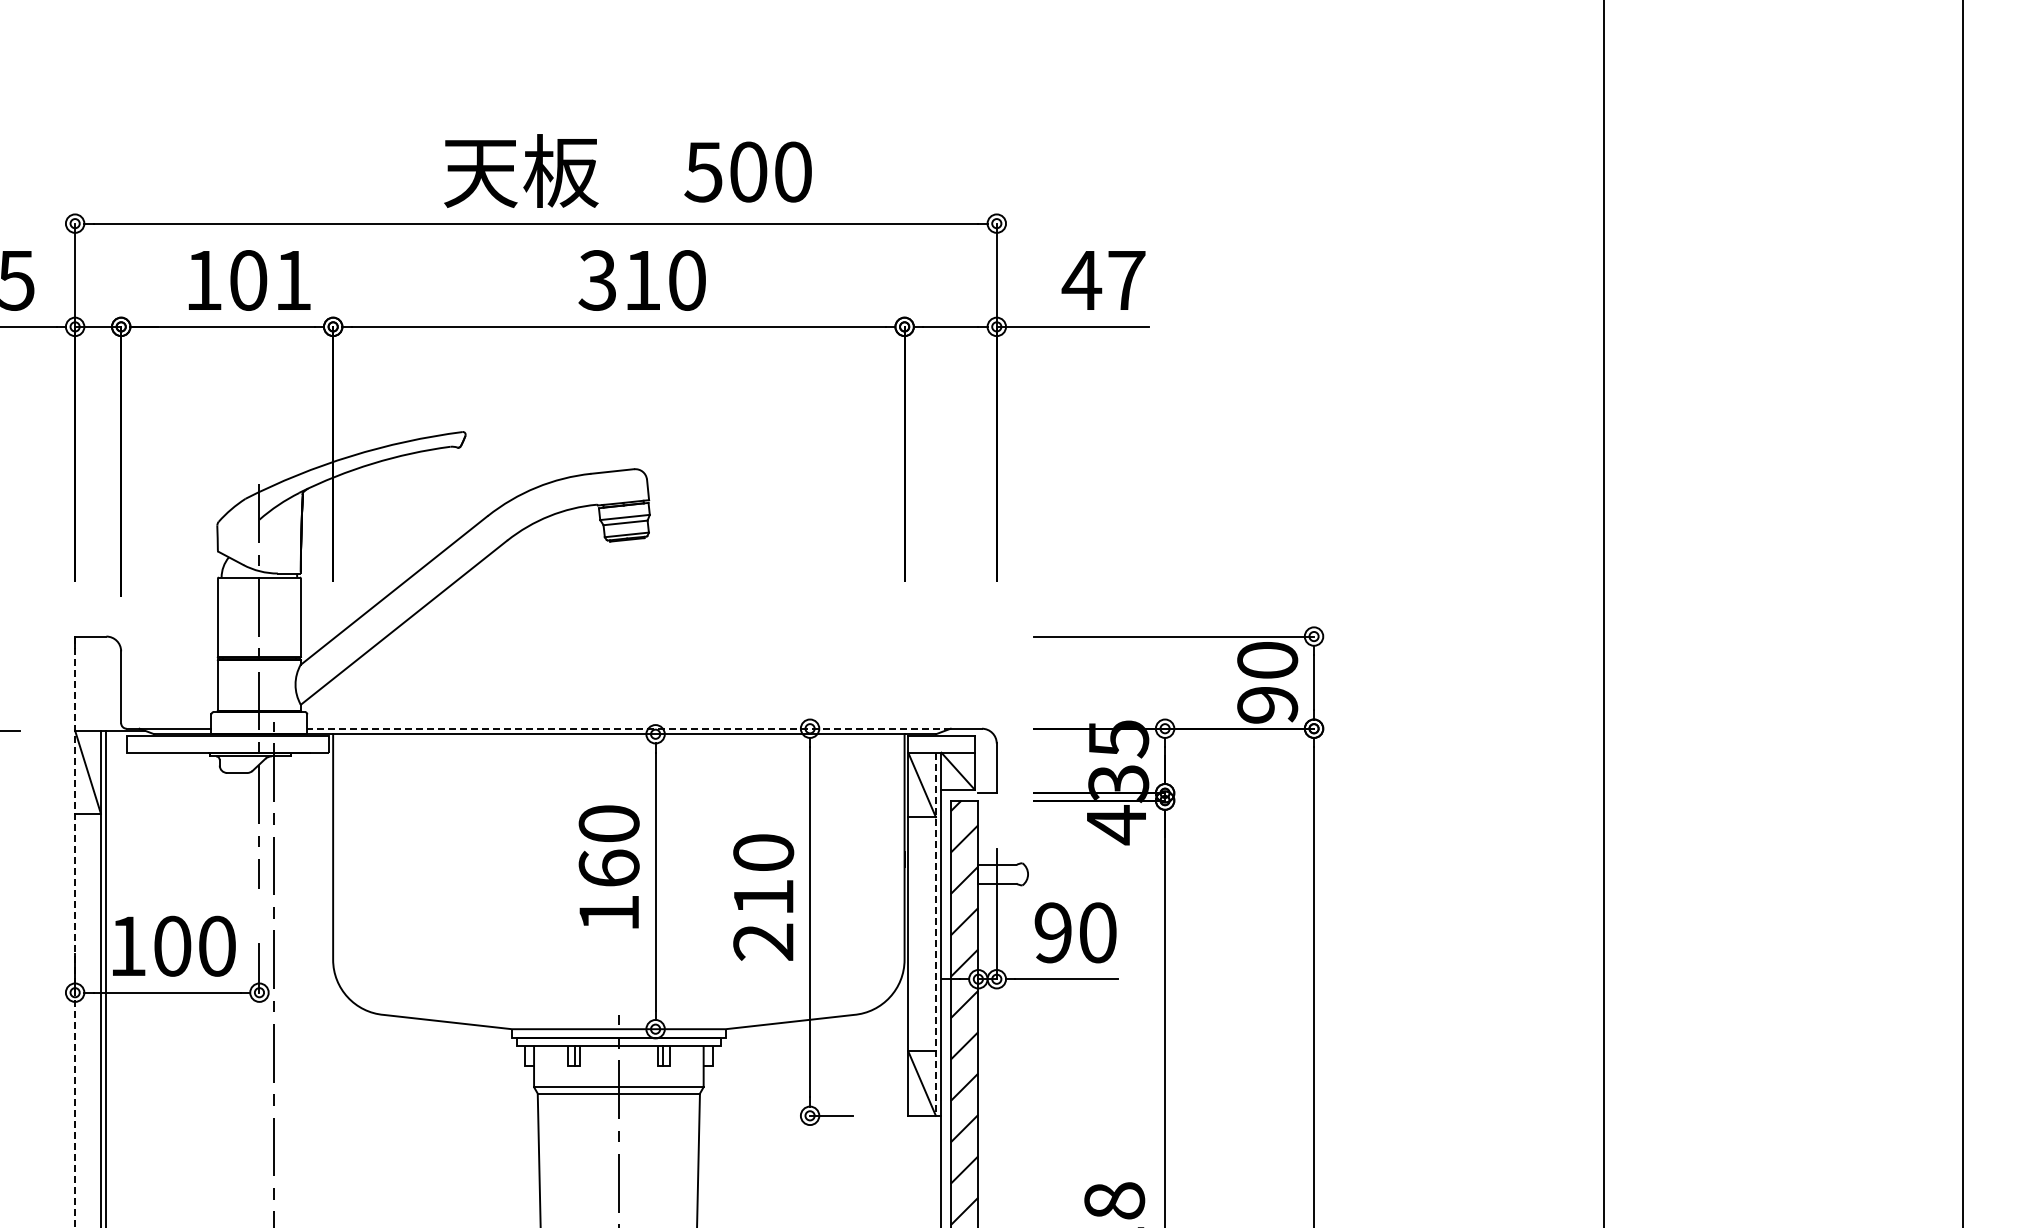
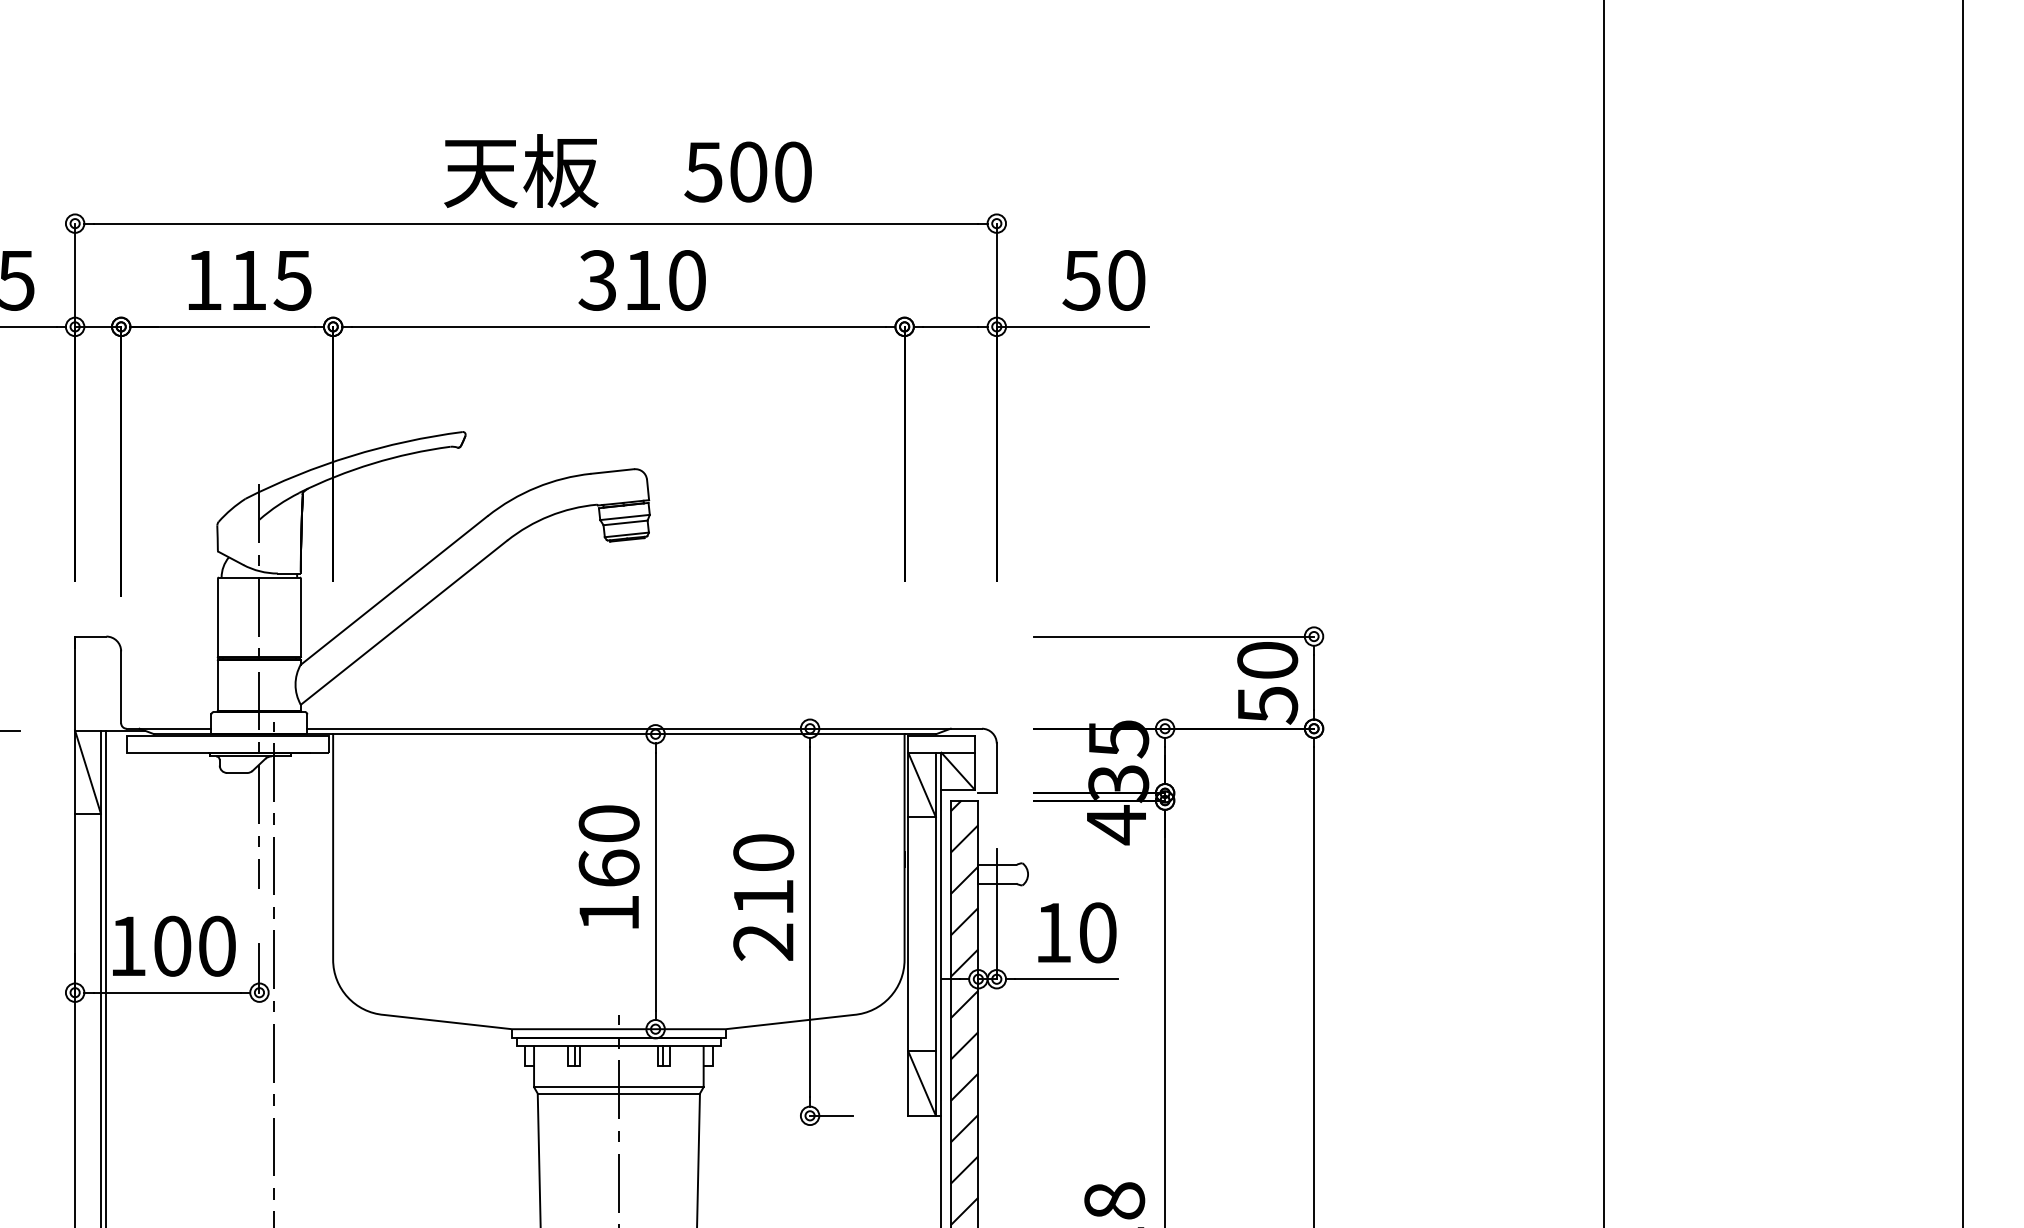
text: 101 -> 115 (270, 280)
text: 47 -> 50 (1103, 280)
text: 90 -> 50 (1267, 705)
line: dashed -> solid (629, 728)
line: dashed -> solid (75, 932)
text: 90 -> 10 (1052, 932)
line: dashed -> solid (935, 934)
